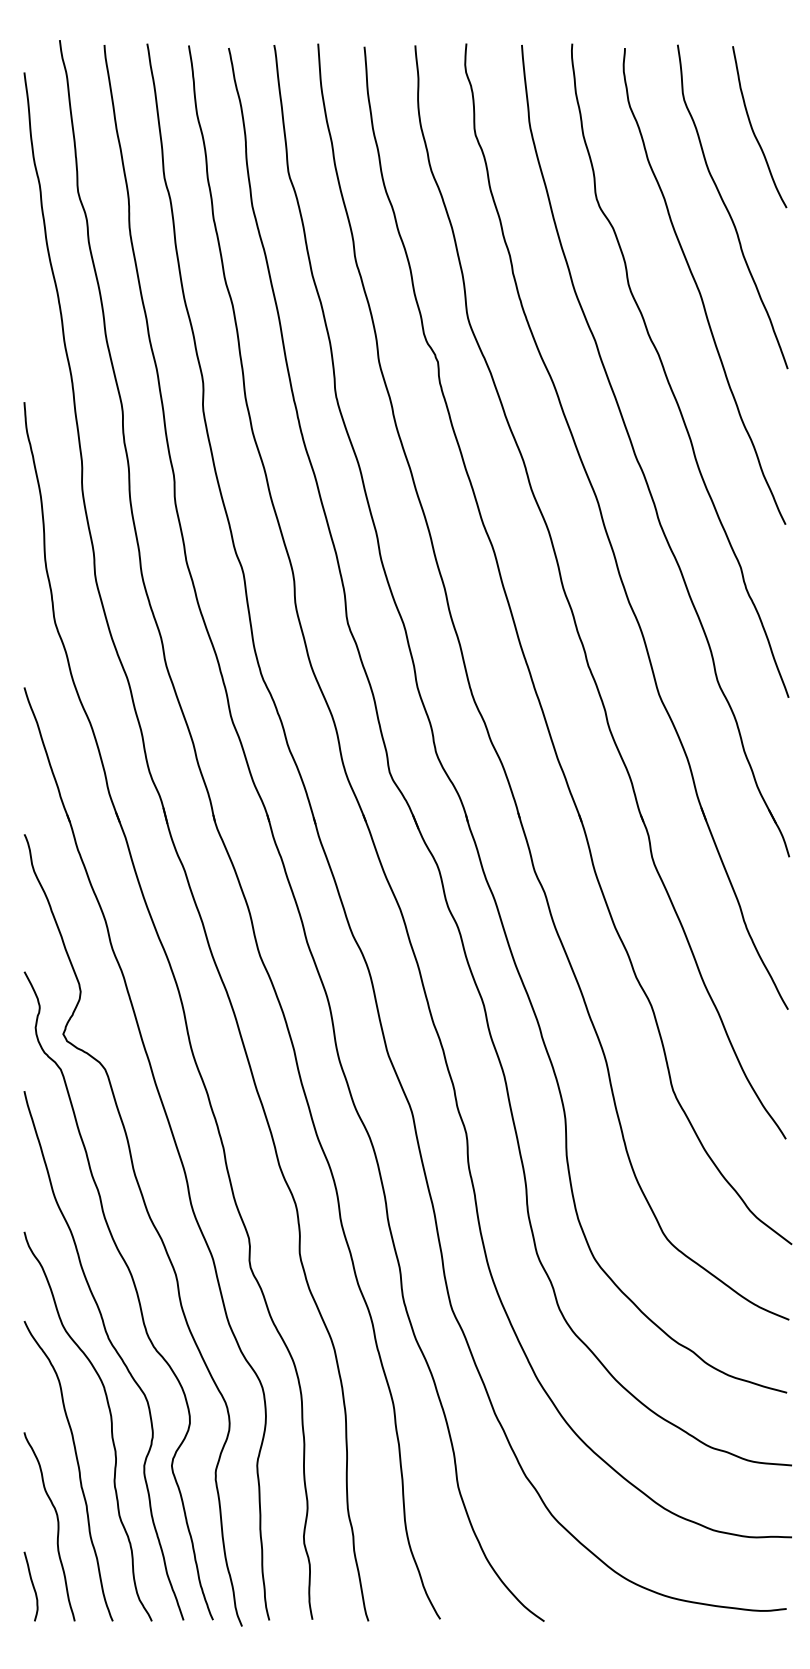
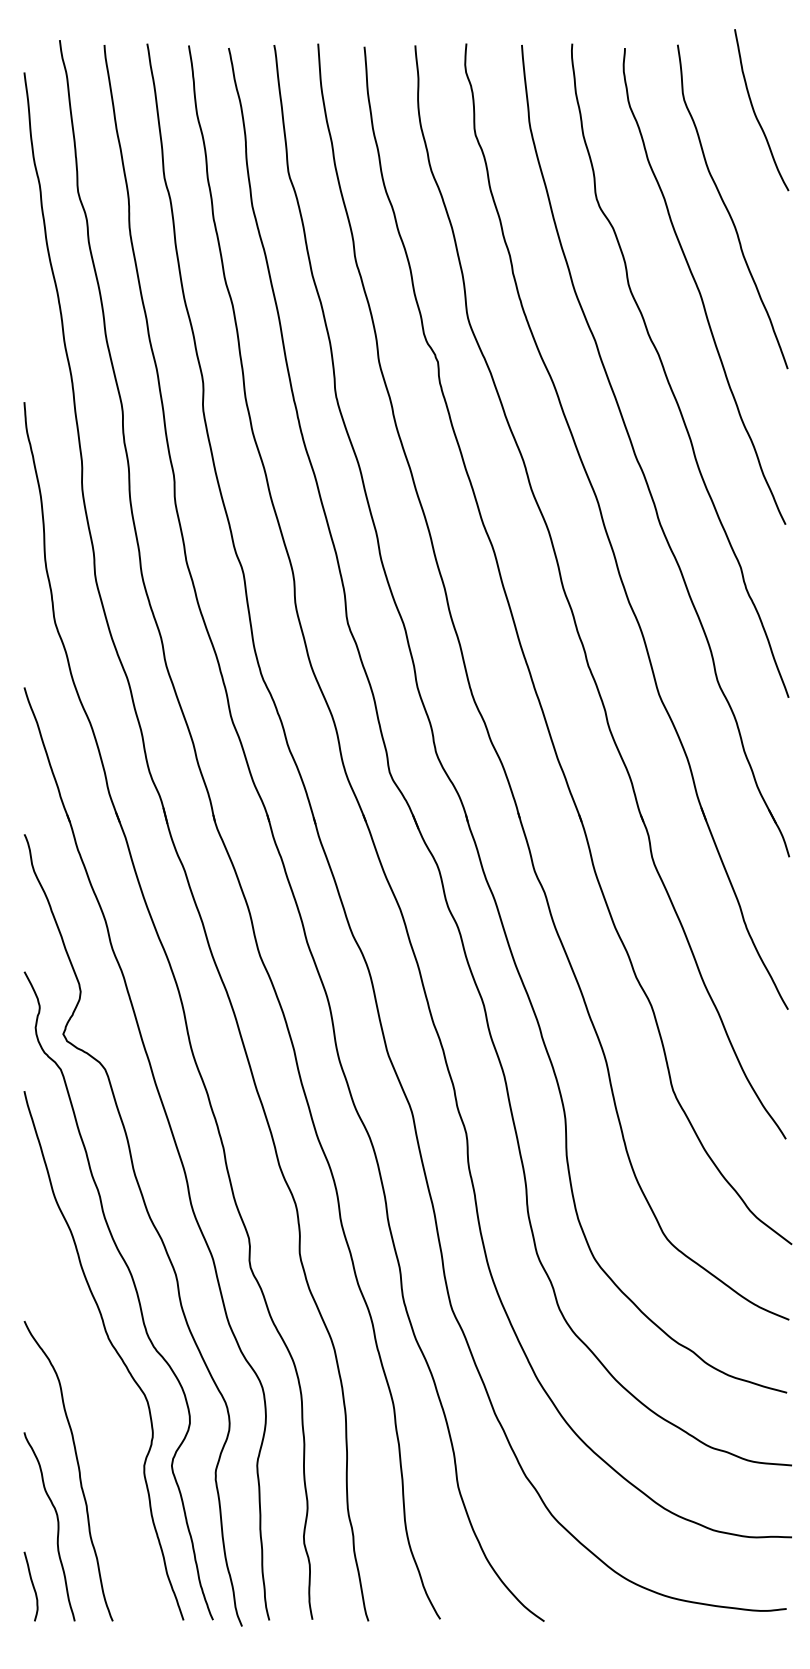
curve position: (753, 129) -> (755, 112) (755, 112)
curve: present -> none (110, 1422)
